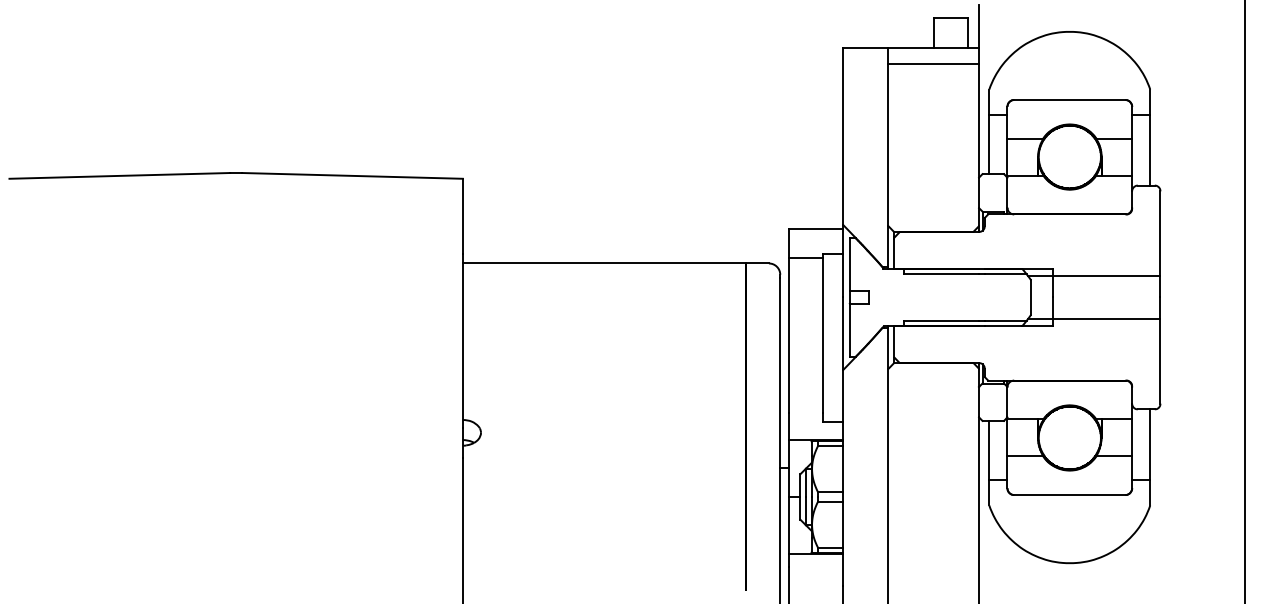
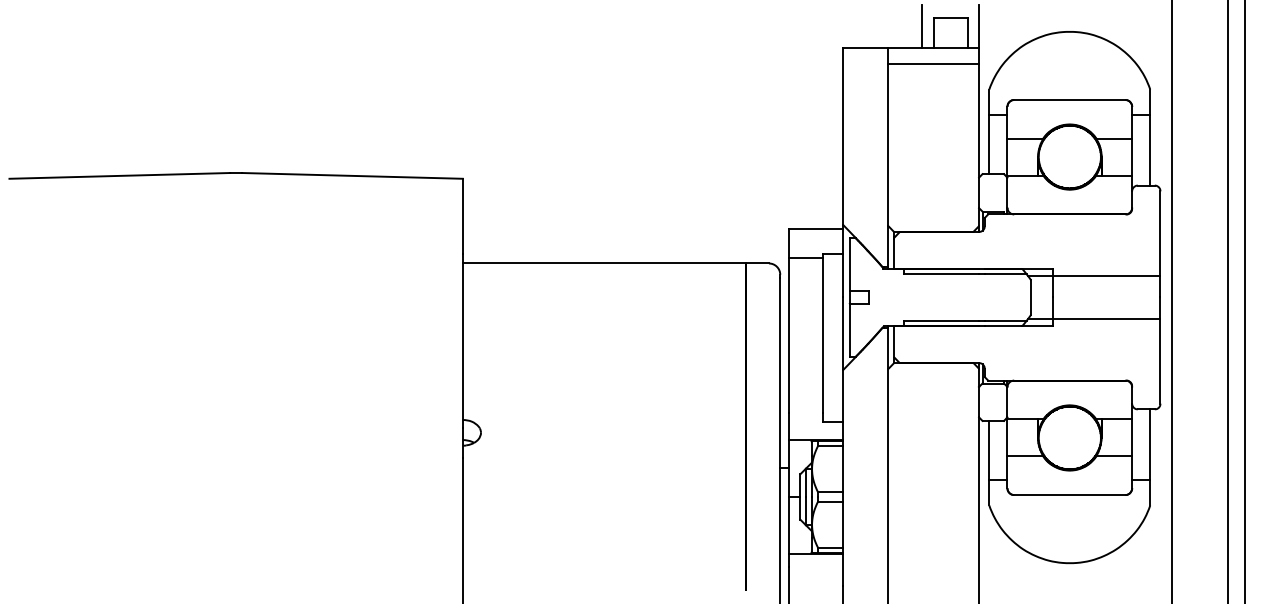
line: none -> present (922, 26)
line: none -> present (1171, 301)
line: none -> present (1228, 301)
